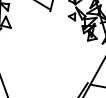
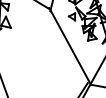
line: none -> present (69, 45)
